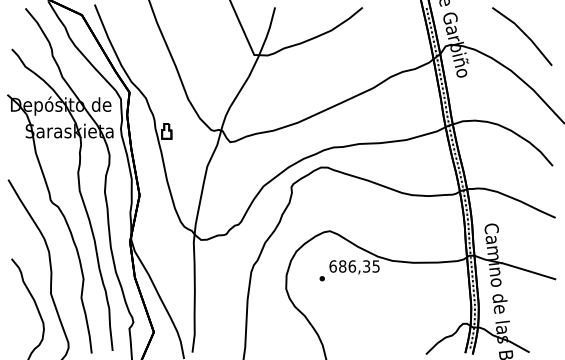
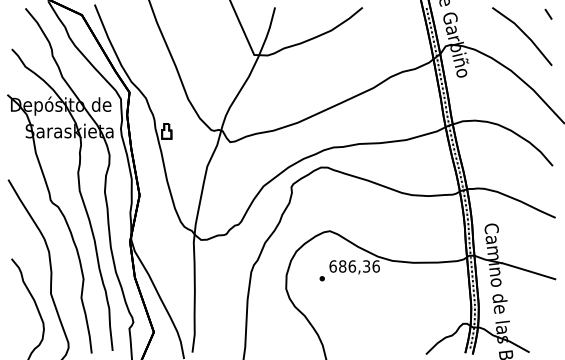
line: none -> present (548, 13)
text: 686,35 -> 686,36 (375, 266)
